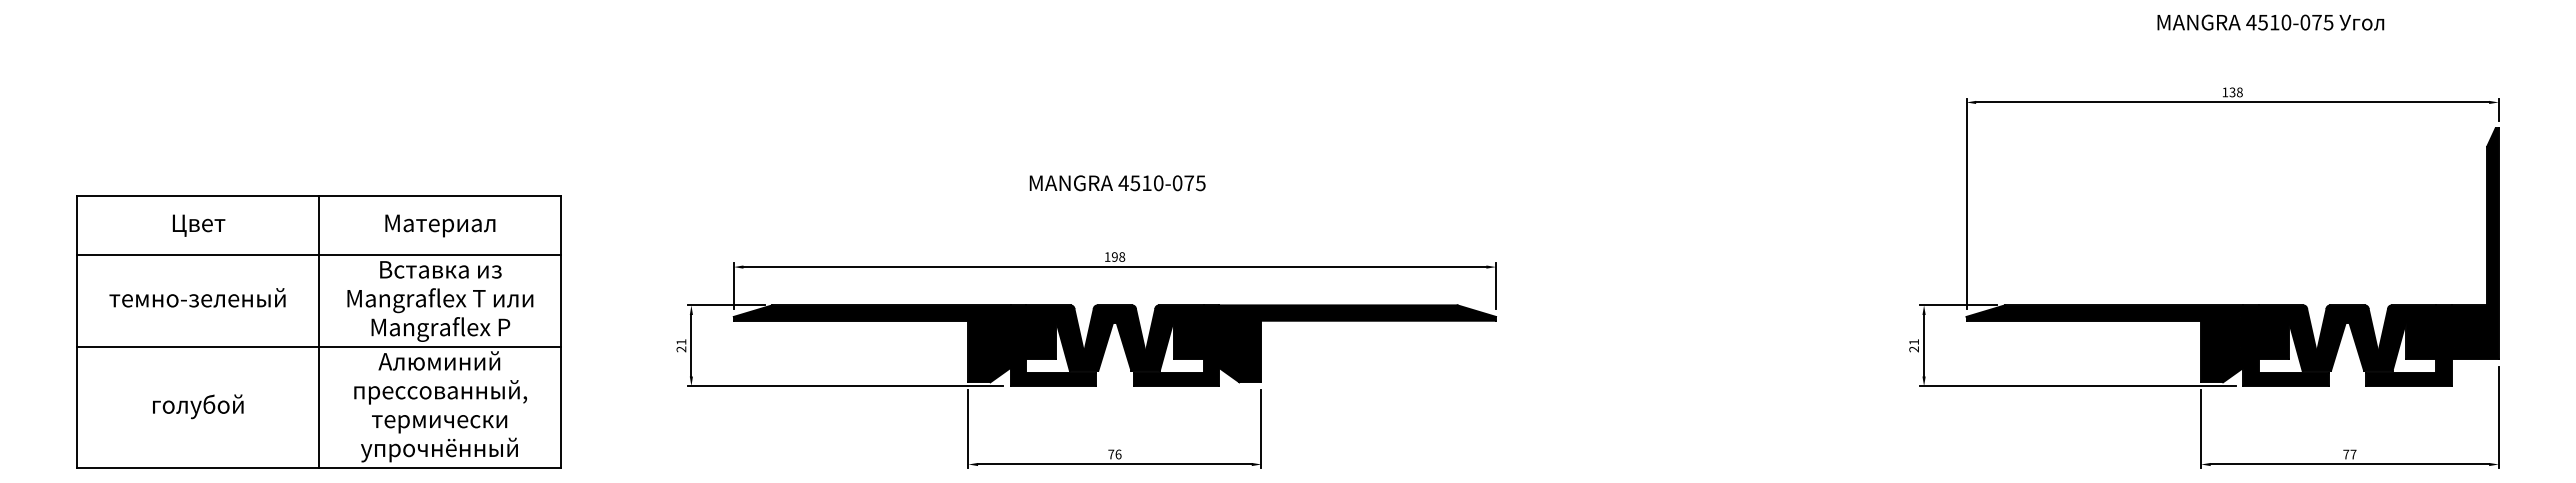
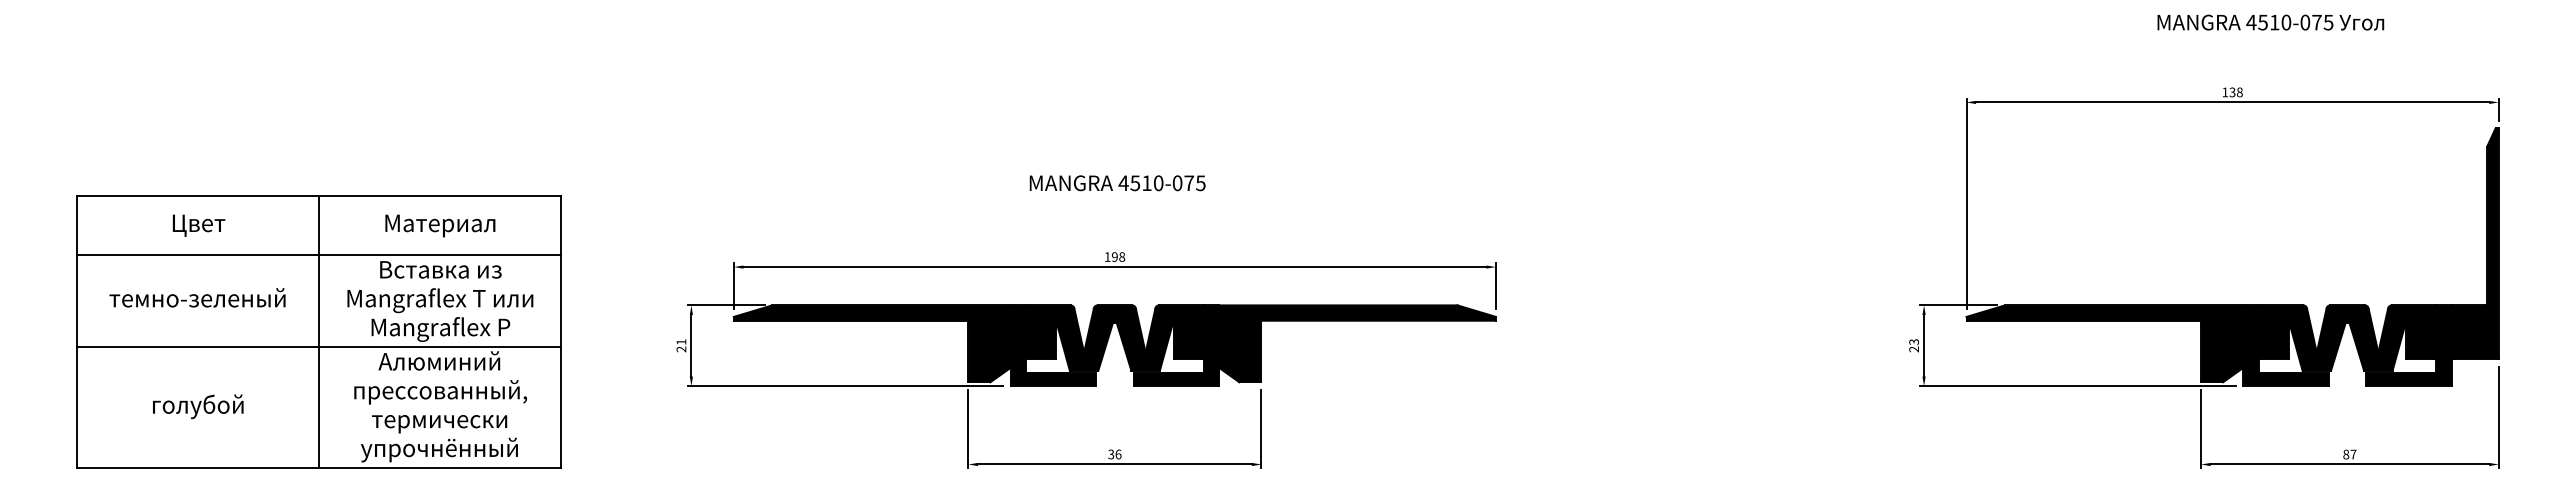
text: 21 -> 23 (1914, 342)
text: 76 -> 36 (1111, 454)
text: 77 -> 87 (2346, 454)
